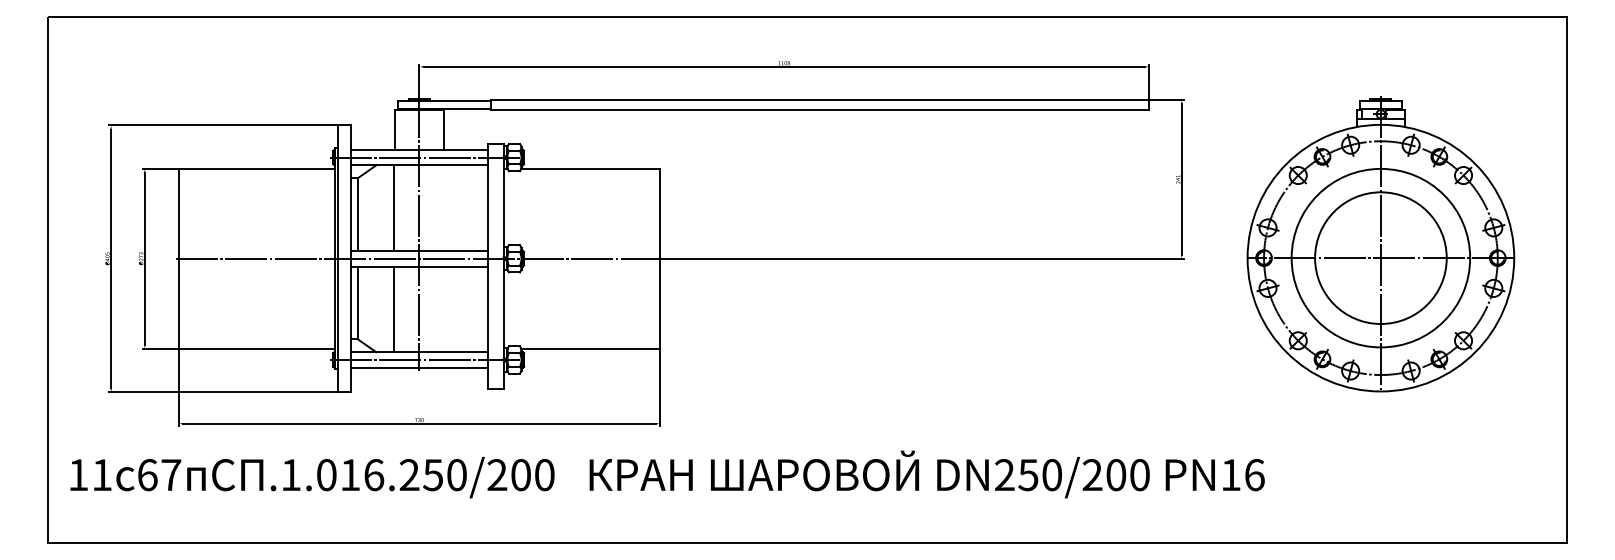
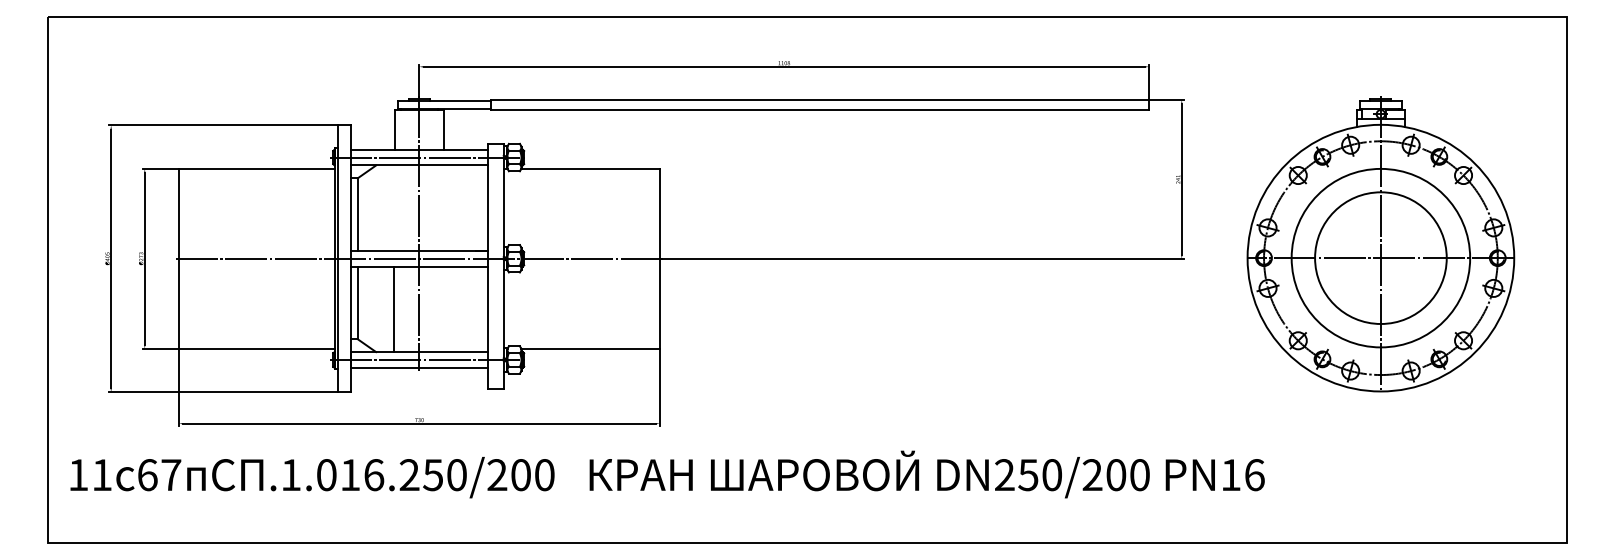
line: present -> none (394, 207)
